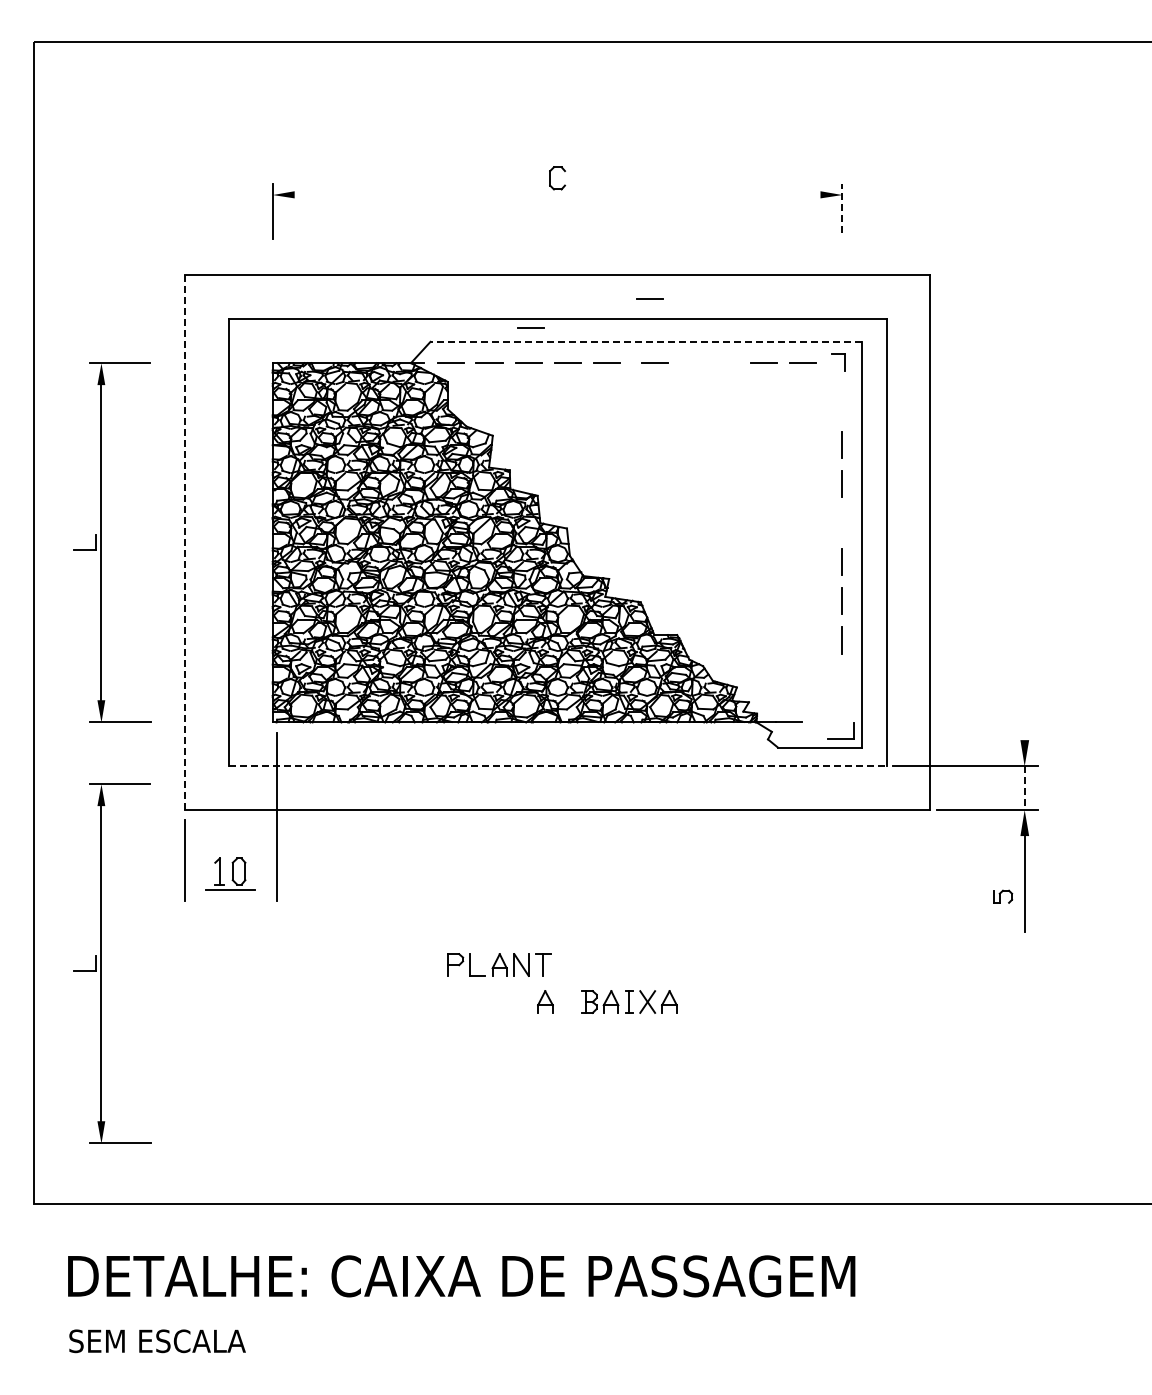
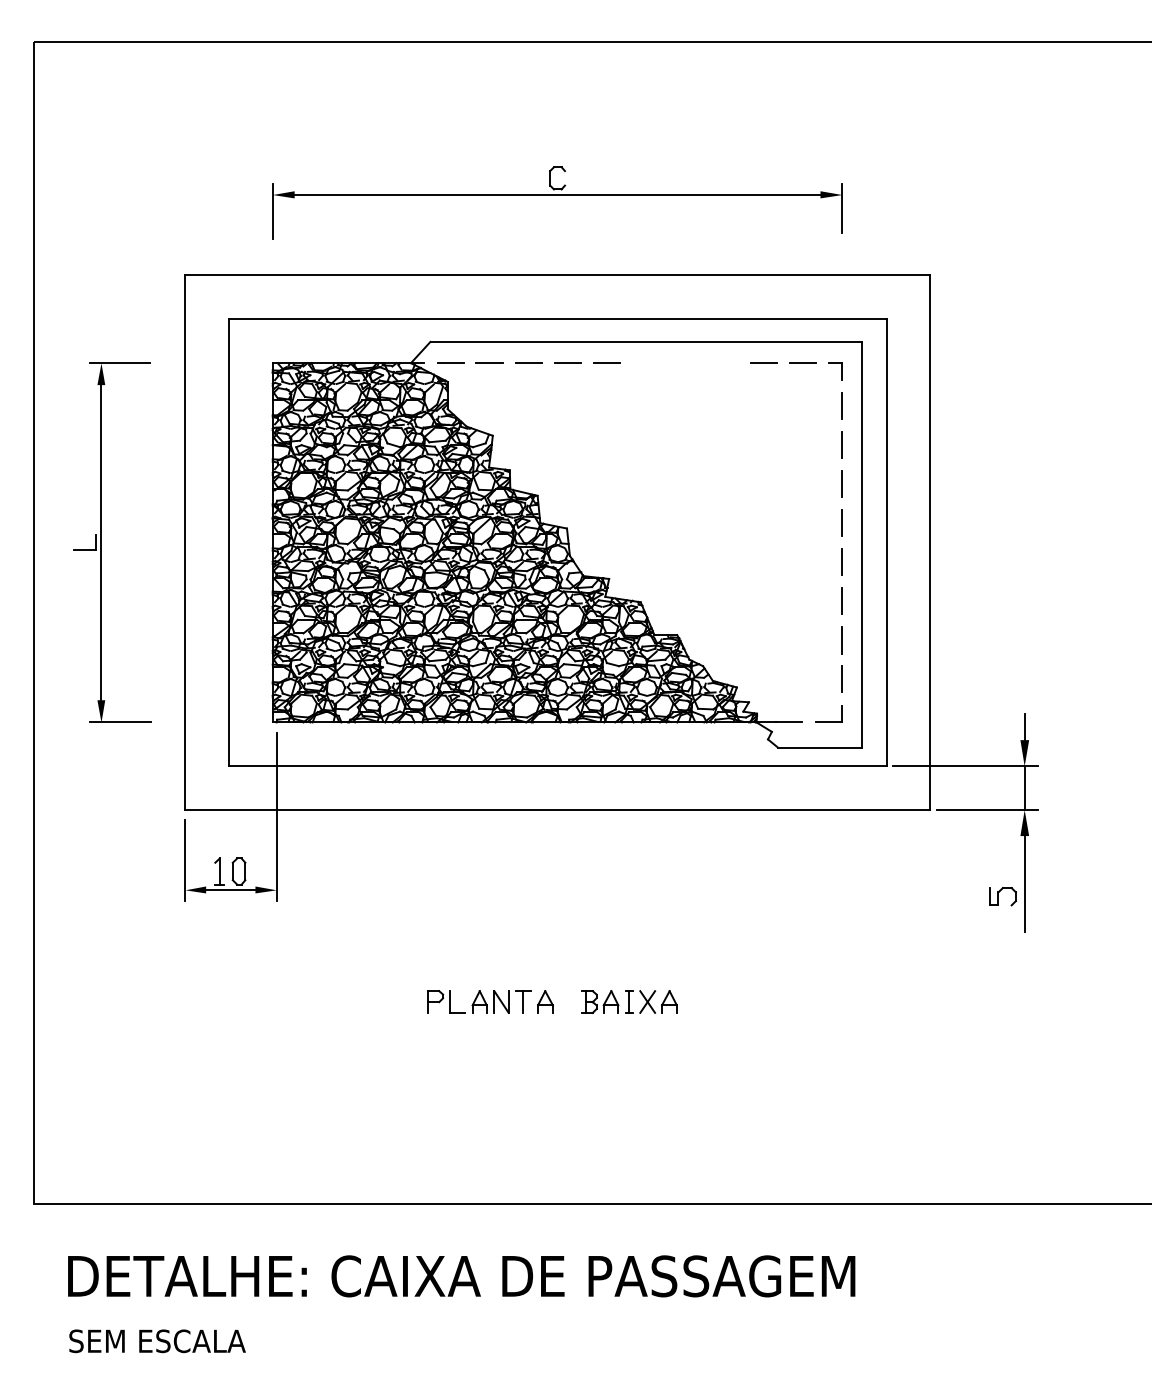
line: none -> present (557, 195)
line: dashed -> solid (842, 208)
line: present -> none (649, 298)
line: present -> none (530, 327)
line: dashed -> solid (646, 341)
line: present -> none (654, 362)
part position: (838, 362) -> (835, 371) (835, 371)
line: none -> present (841, 405)
line: none -> present (841, 522)
line: dashed -> solid (185, 543)
line: none -> present (841, 678)
line: none -> present (1024, 726)
part position: (840, 738) -> (828, 721) (828, 721)
line: dashed -> solid (557, 766)
line: dashed -> solid (1024, 788)
fill: none -> present (195, 889)
fill: none -> present (265, 889)
part size: 21x15 px -> 28x20 px (1002, 896)
part: present -> none (101, 963)
part position: (499, 964) -> (479, 1001) (479, 1001)
